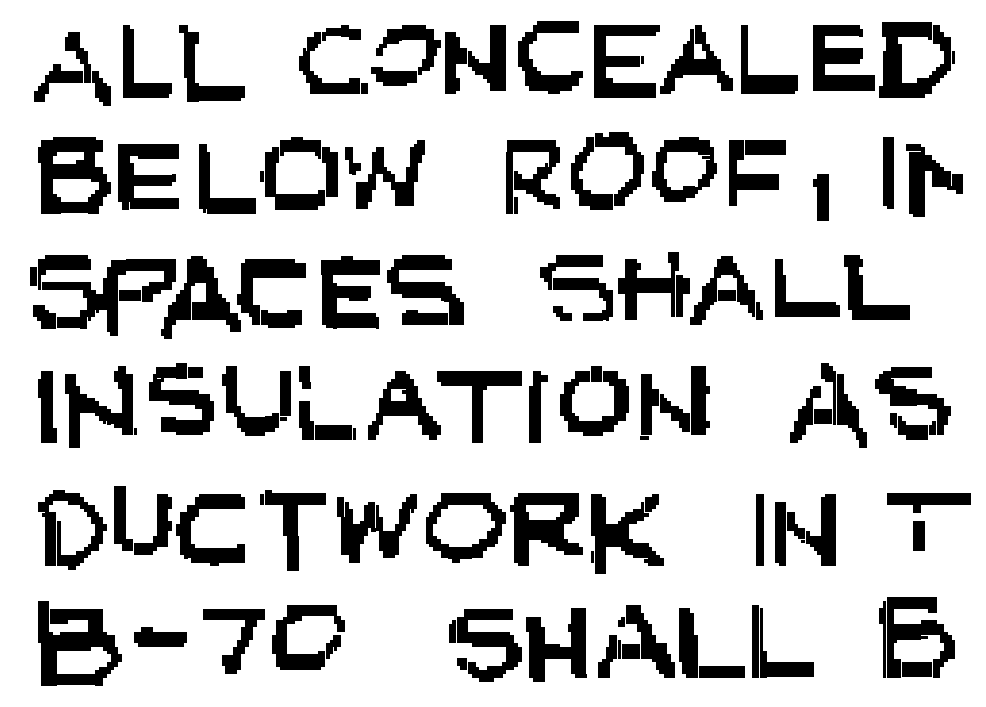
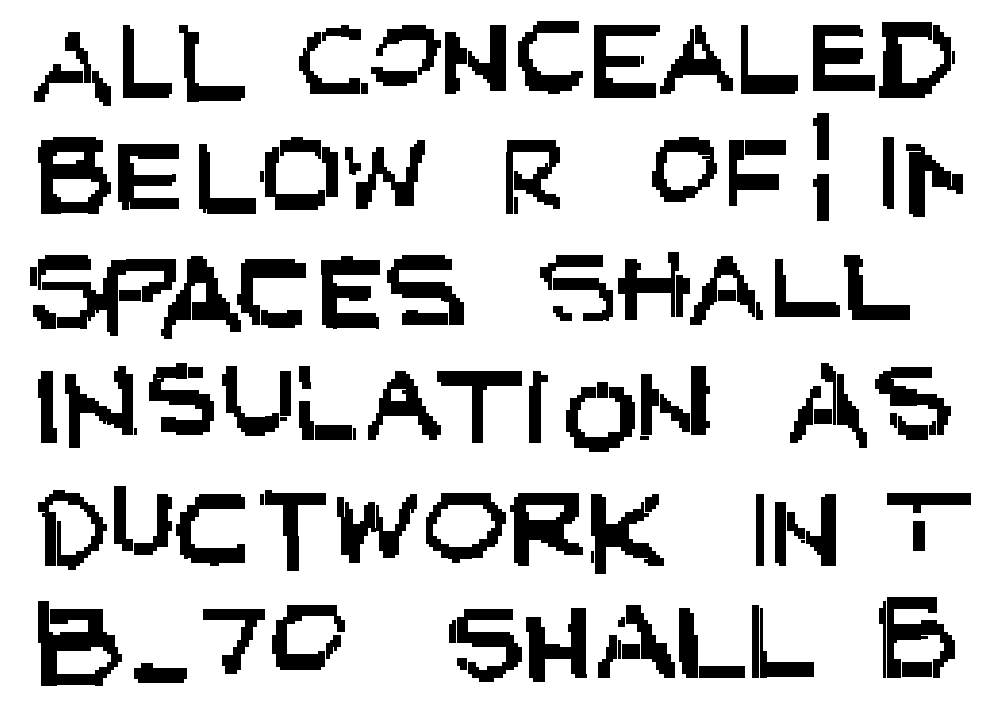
part: none -> present (820, 136)
part: present -> none (625, 182)
part position: (602, 416) -> (608, 432) (608, 432)
part position: (160, 636) -> (160, 672) (160, 672)
